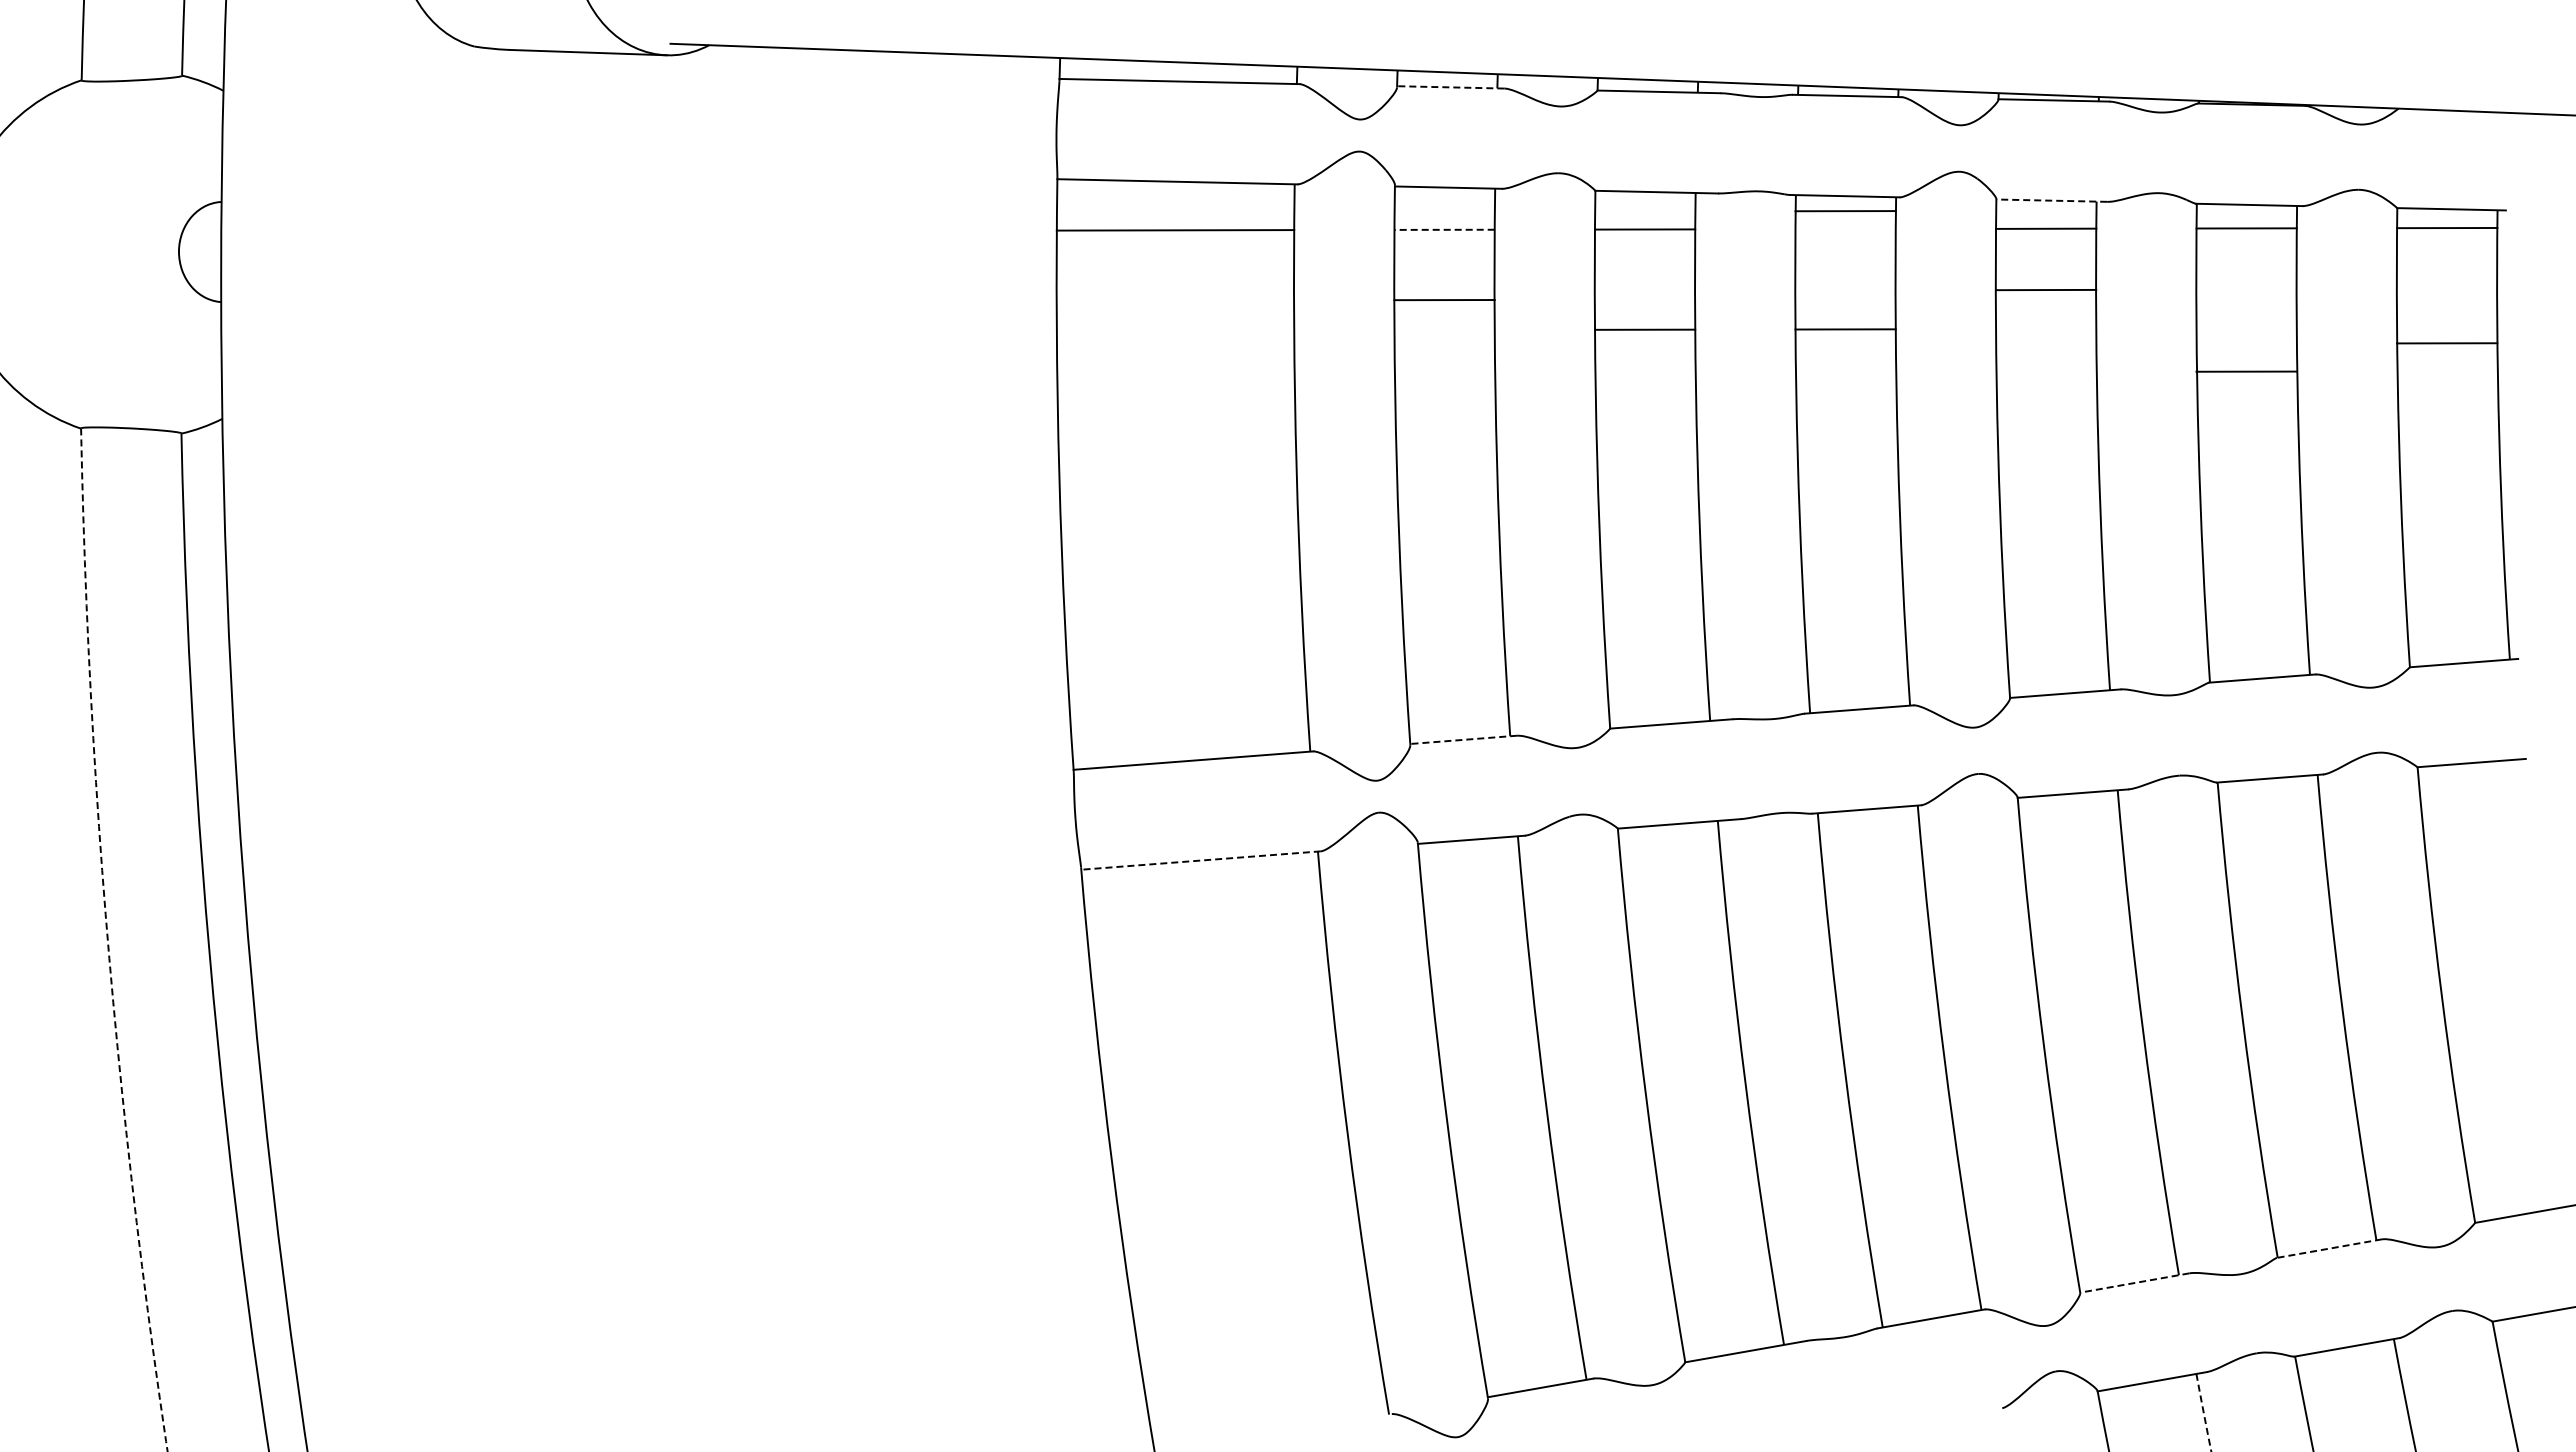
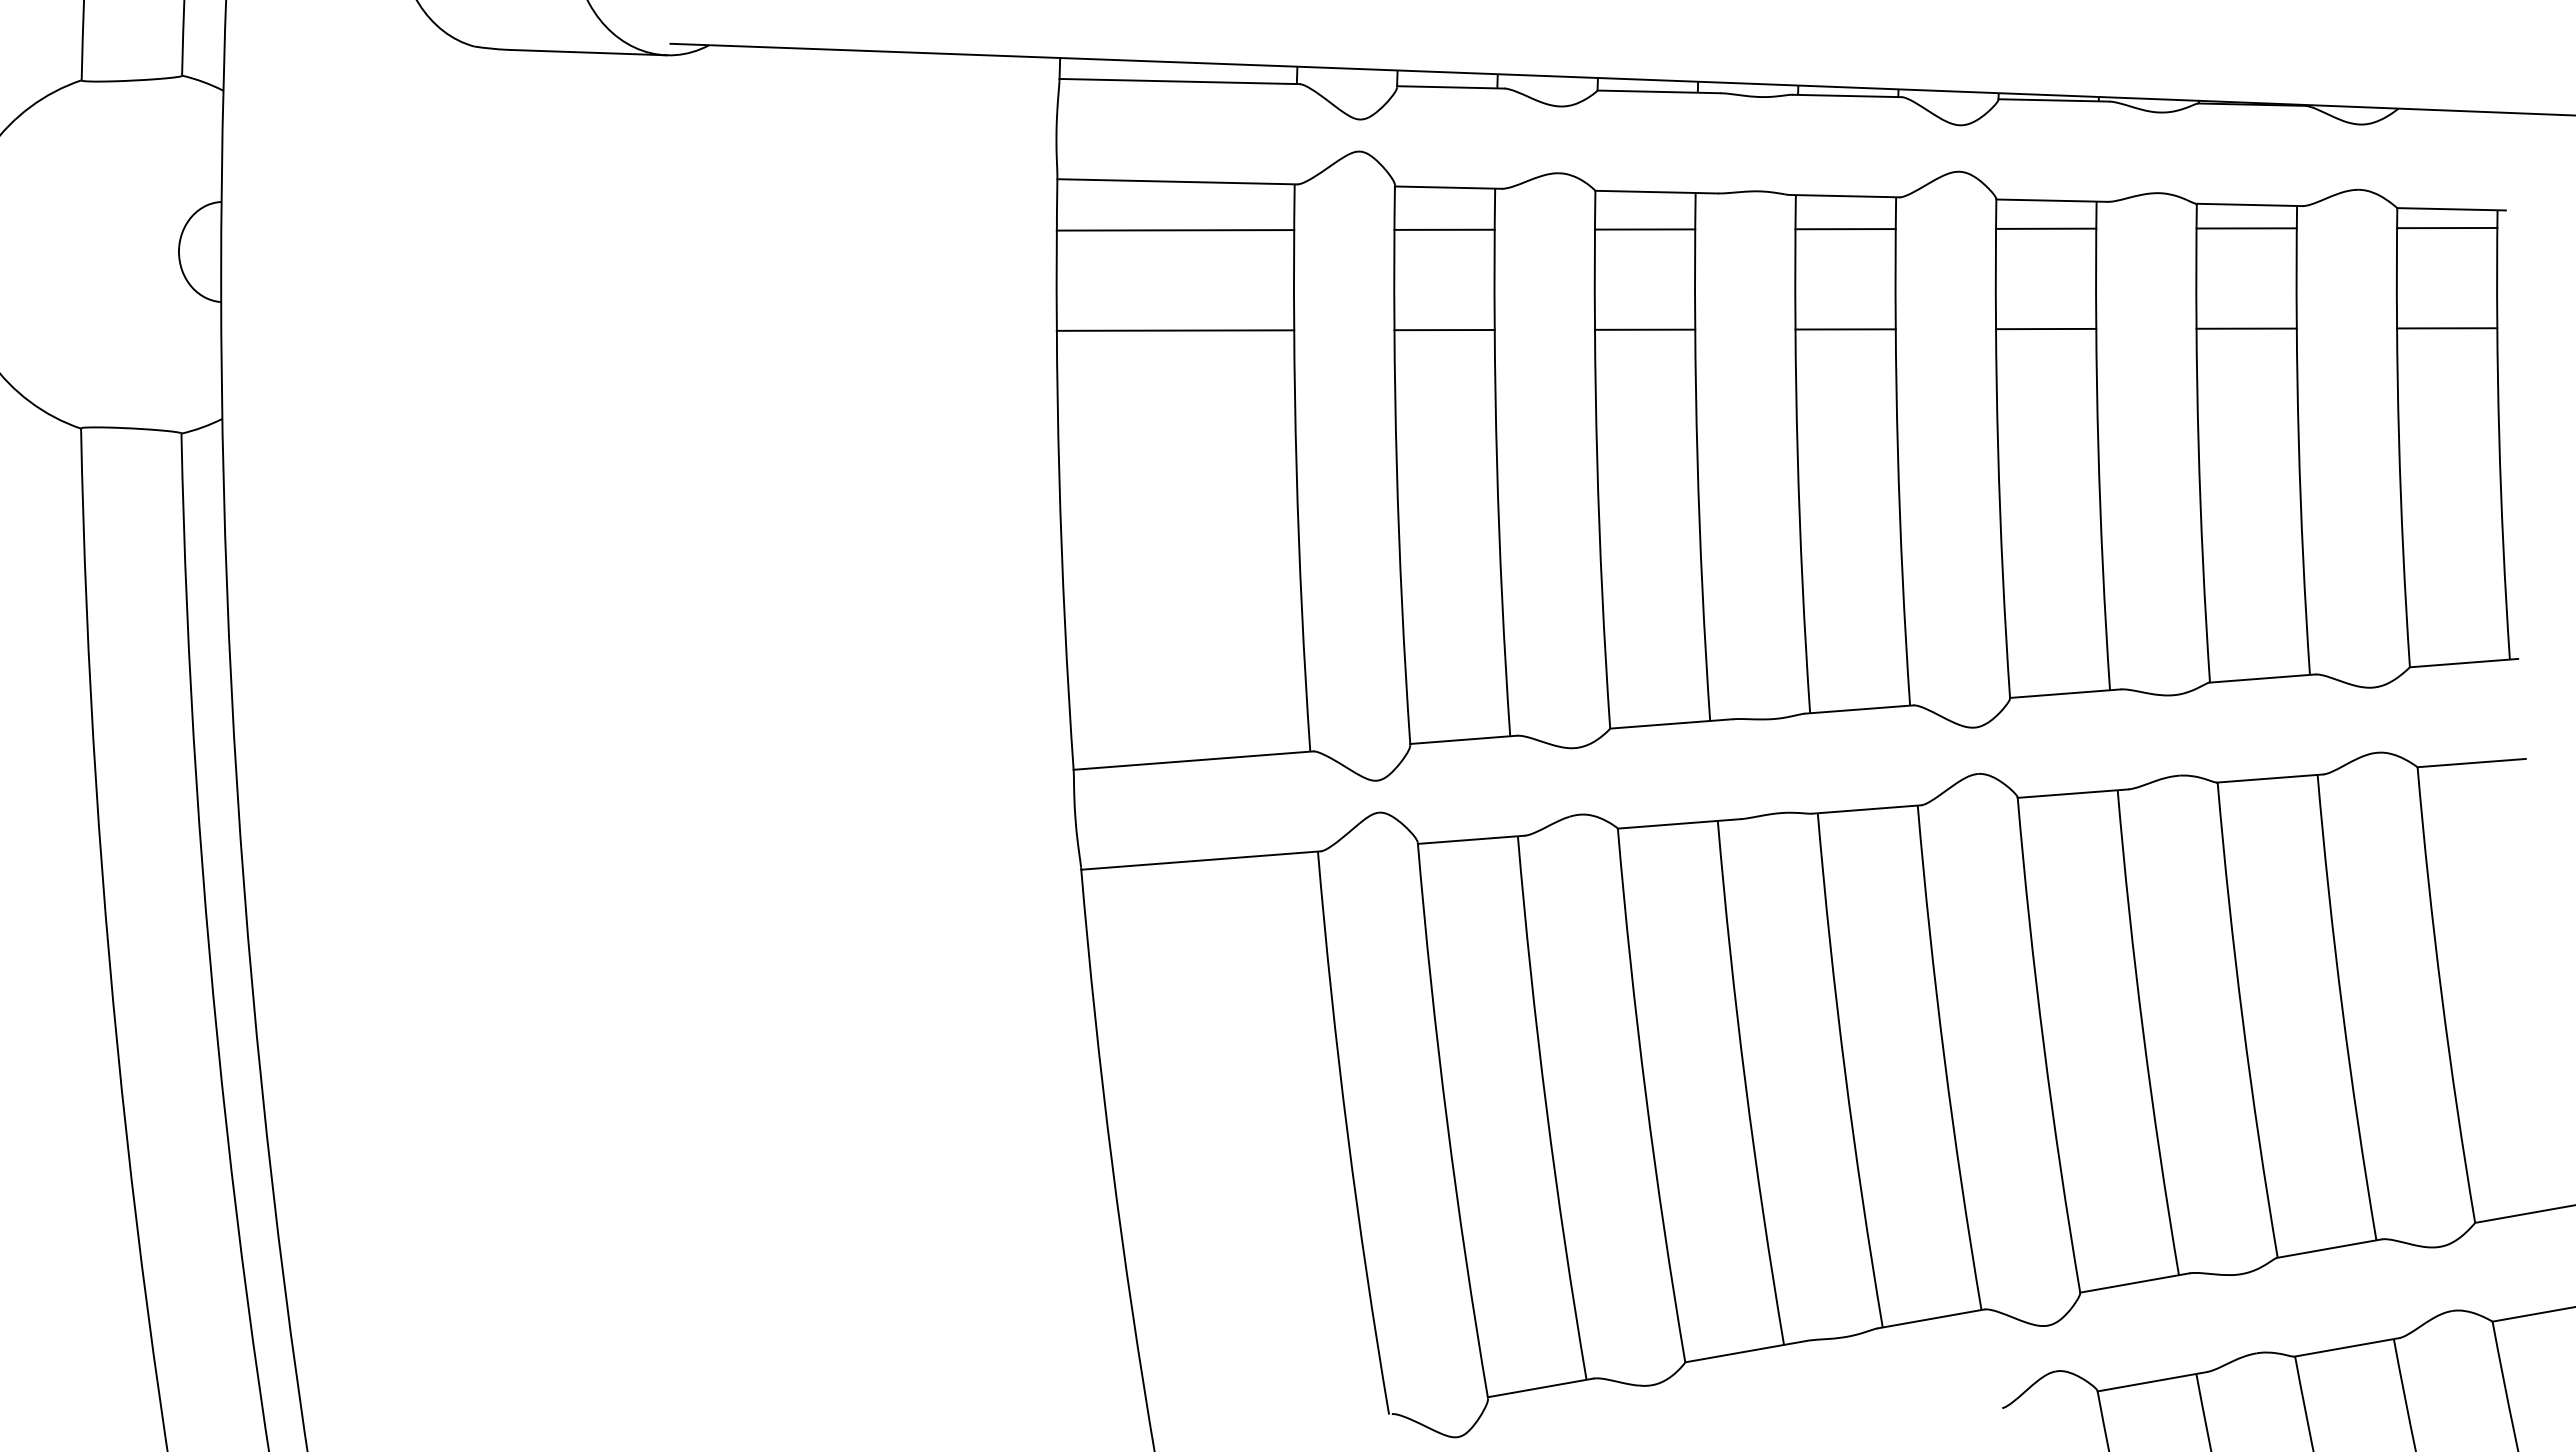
line: dashed -> solid (1450, 87)
line: dashed -> solid (2051, 200)
line position: (1845, 211) -> (1845, 229) (1845, 229)
line: dashed -> solid (1444, 229)
line position: (2045, 289) -> (2045, 328) (2045, 328)
line position: (1444, 300) -> (1444, 330) (1444, 330)
line: none -> present (1175, 330)
line position: (2447, 343) -> (2447, 328) (2447, 328)
line position: (2246, 371) -> (2246, 328) (2246, 328)
line: dashed -> solid (1463, 739)
line: dashed -> solid (1200, 860)
arc: dashed -> solid (108, 942)
line: dashed -> solid (2328, 1248)
line: dashed -> solid (2134, 1283)
arc: dashed -> solid (2203, 1413)
